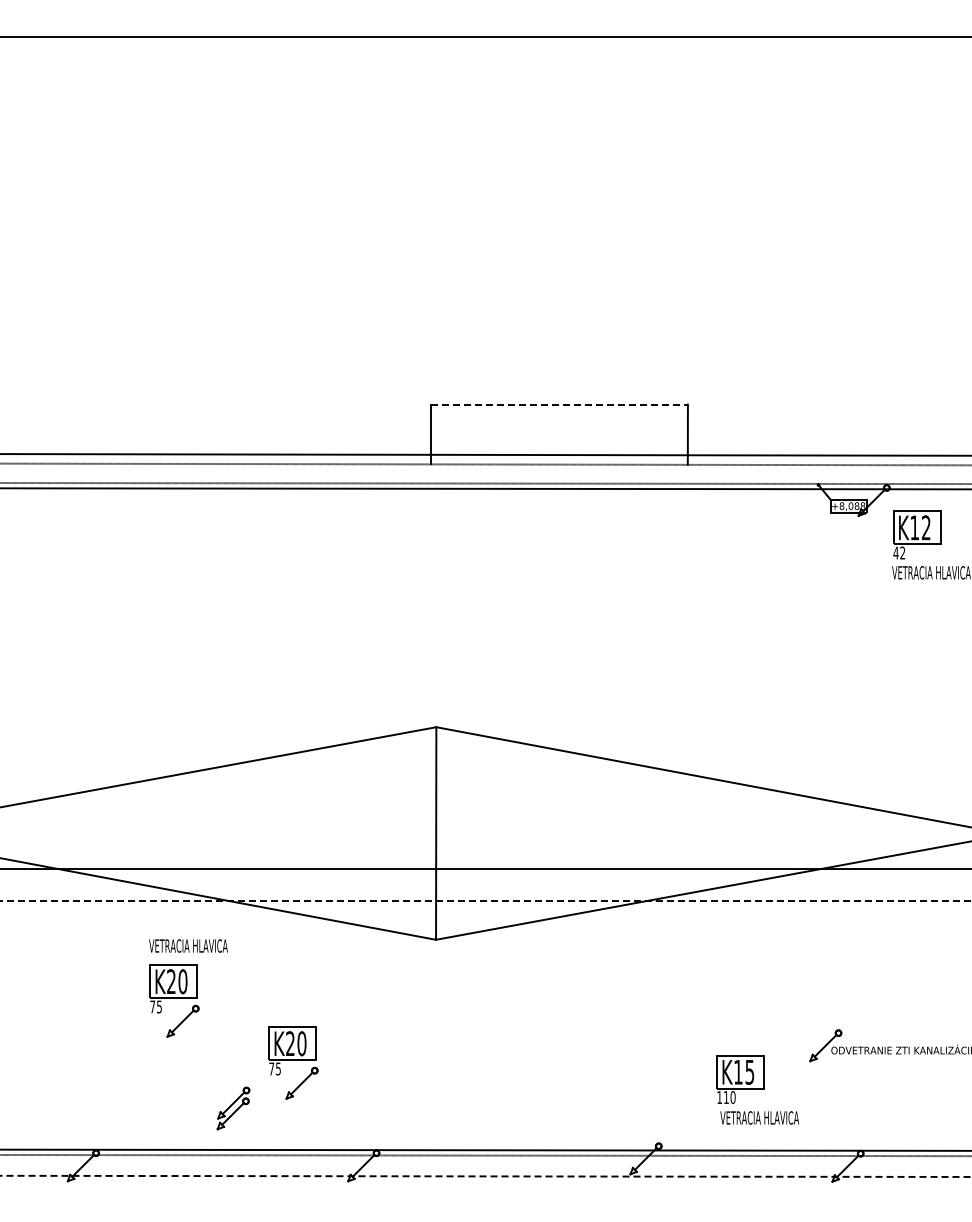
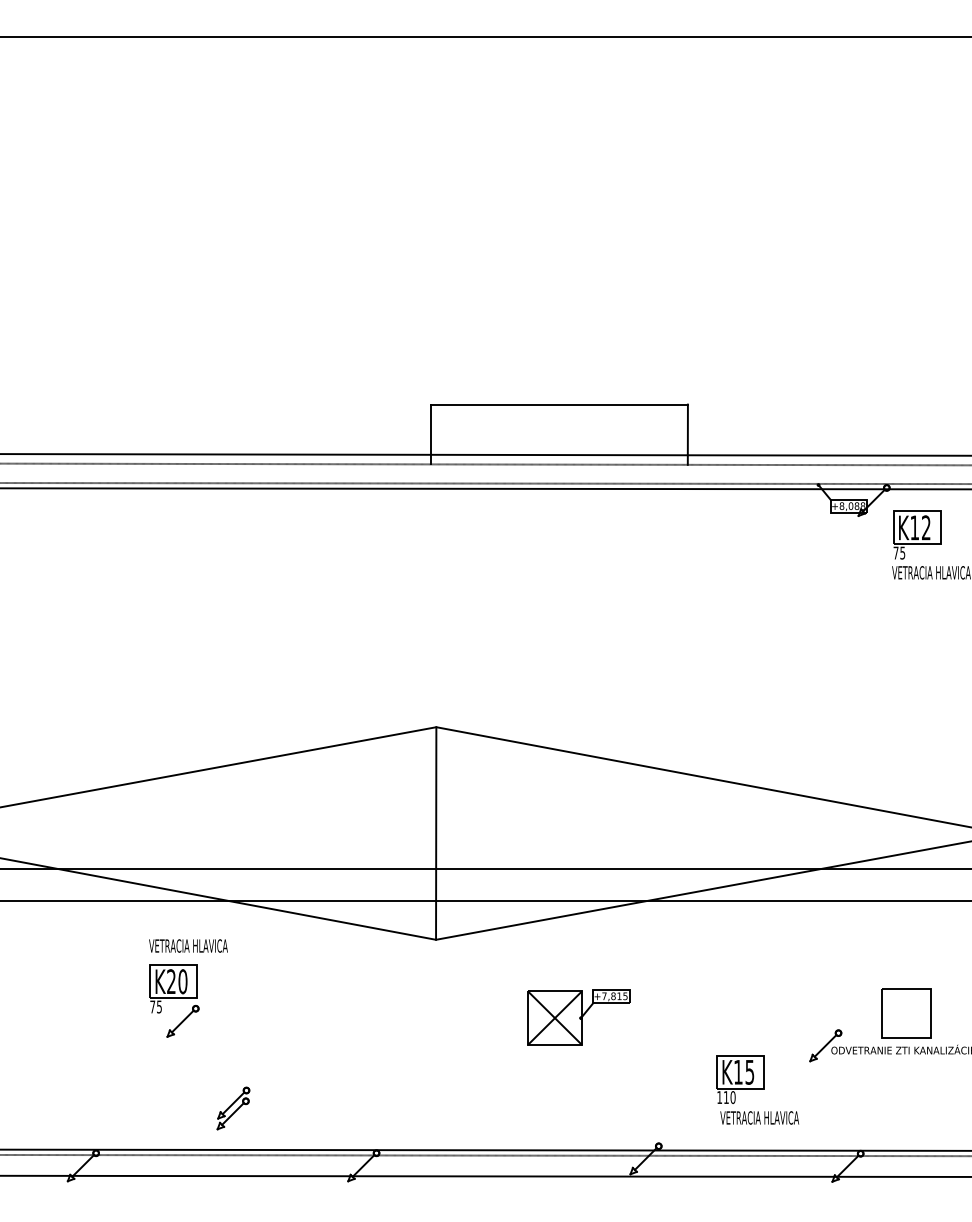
line: dashed -> solid (559, 404)
text: 42 -> 75 (899, 552)
line: dashed -> solid (485, 901)
part: none -> present (906, 1013)
part: none -> present (578, 1017)
part: present -> none (293, 1062)
line: dashed -> solid (486, 1176)
